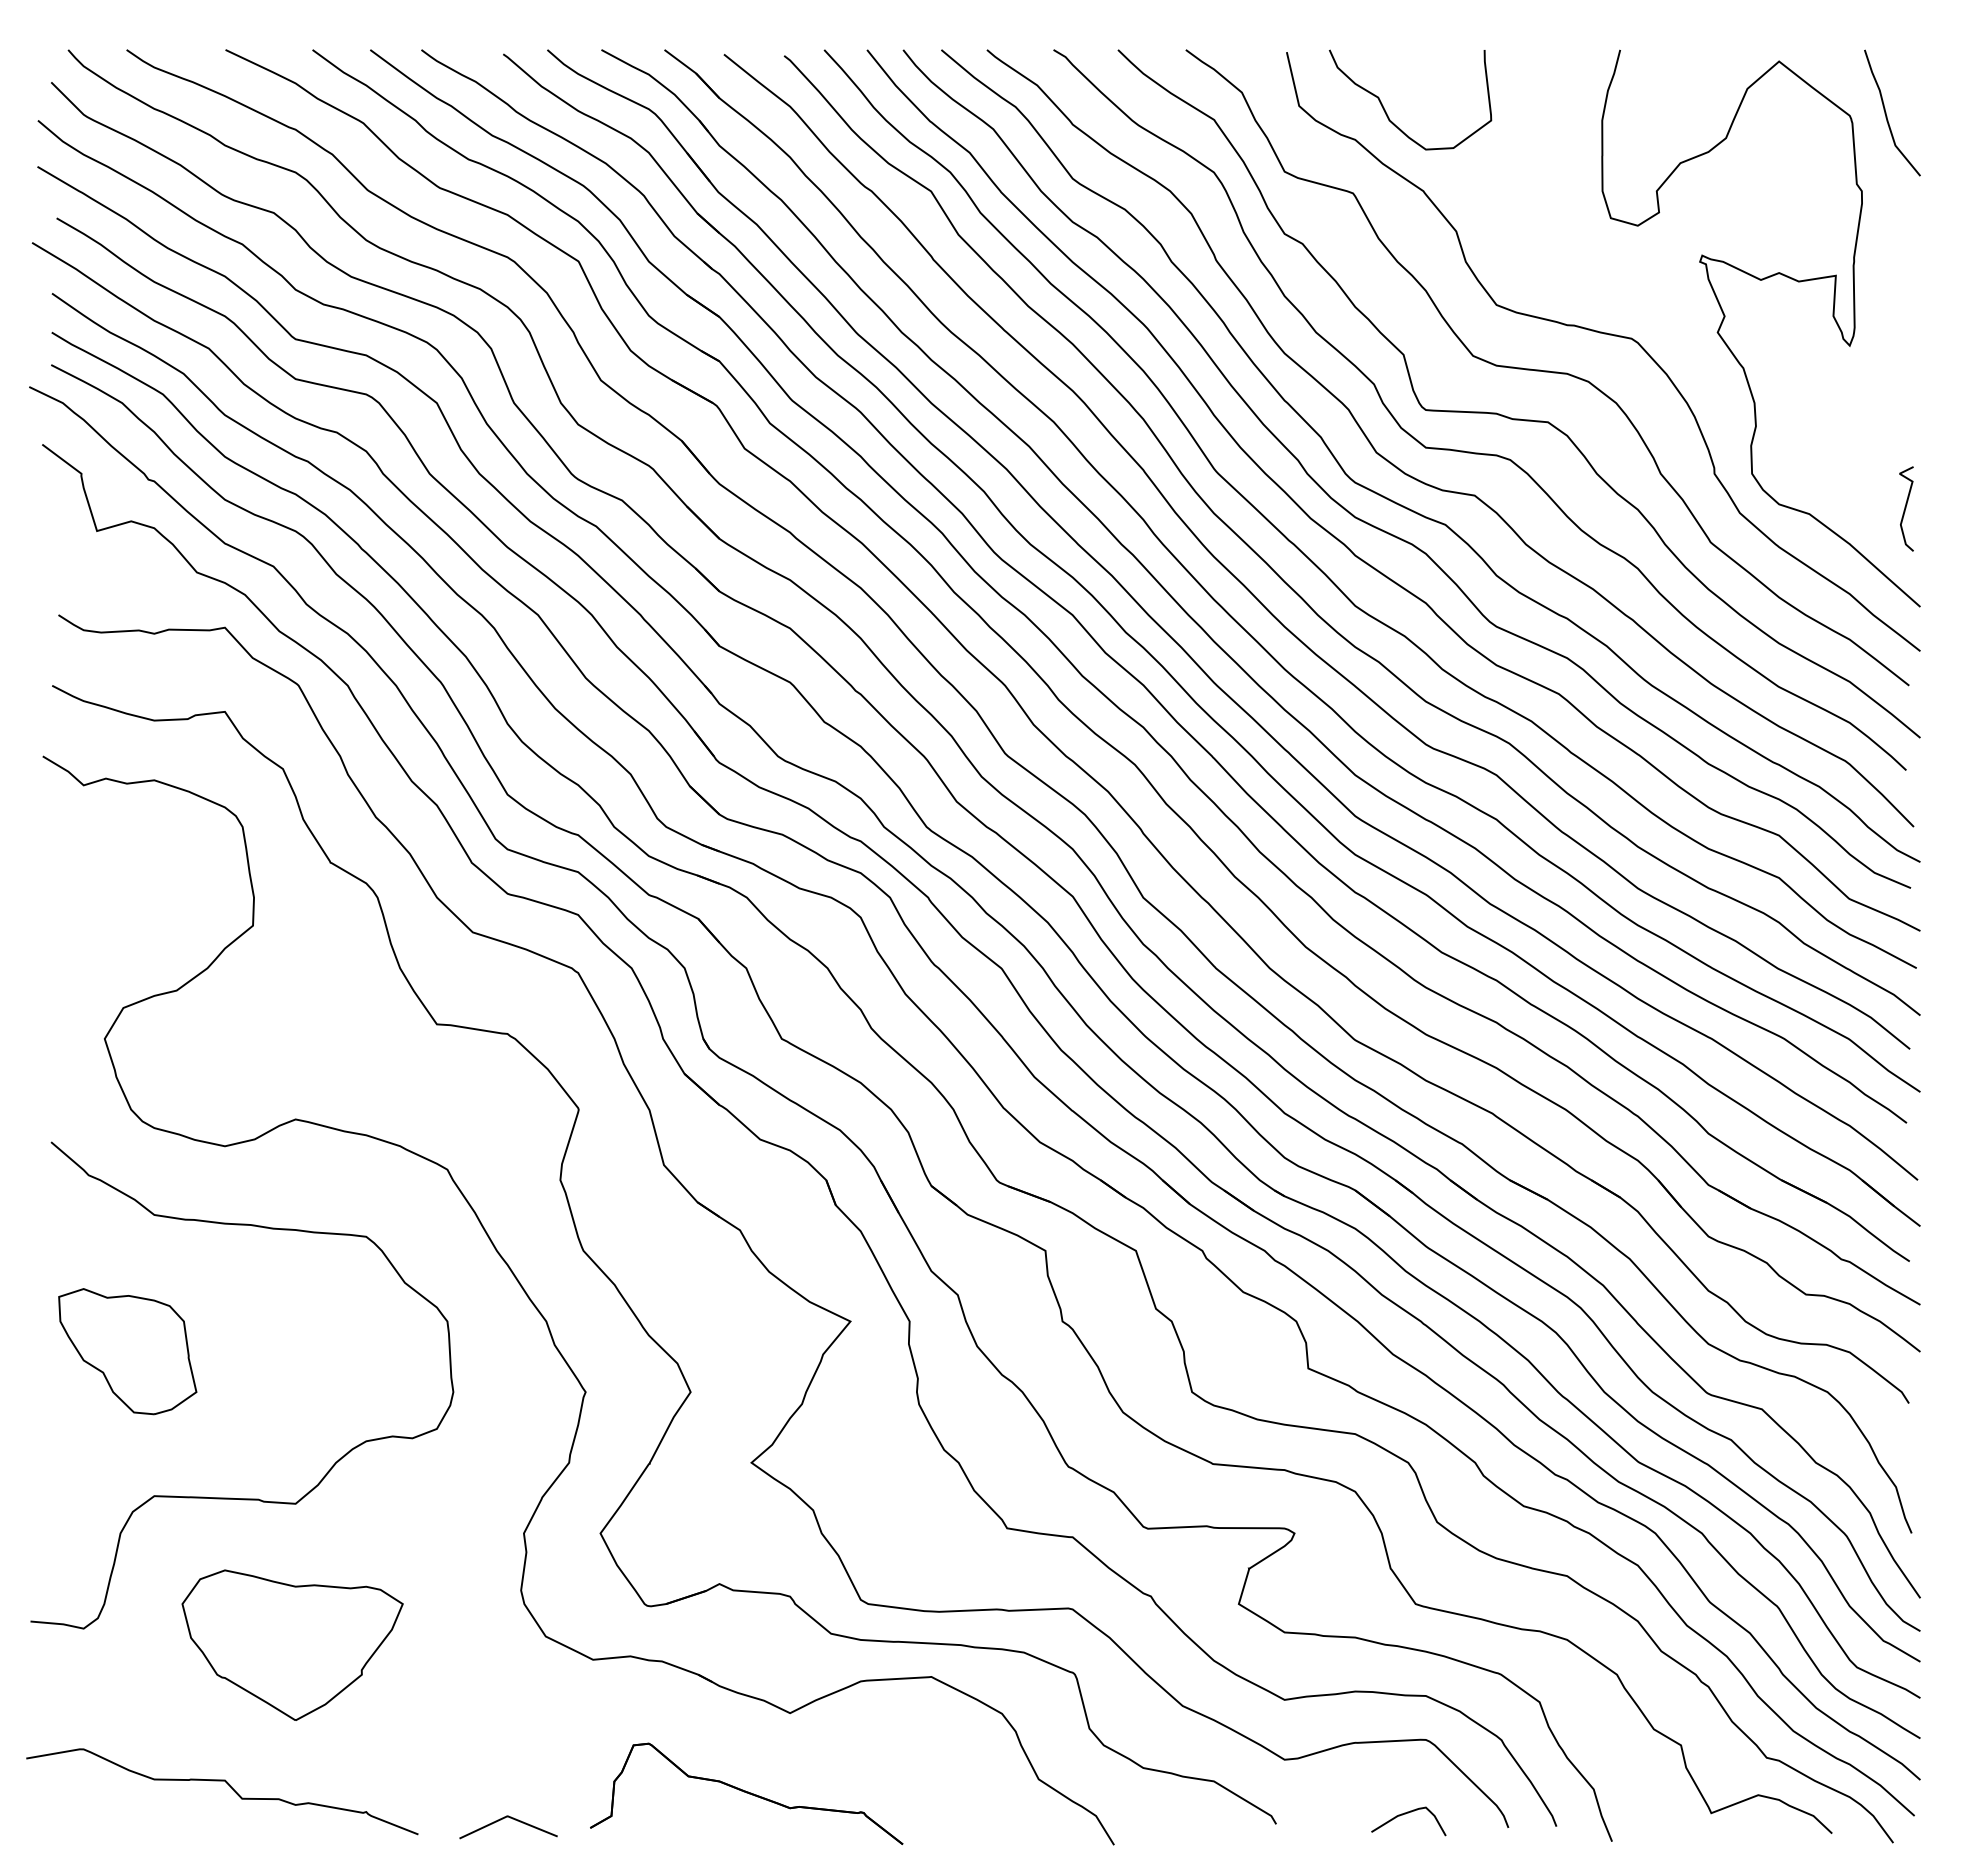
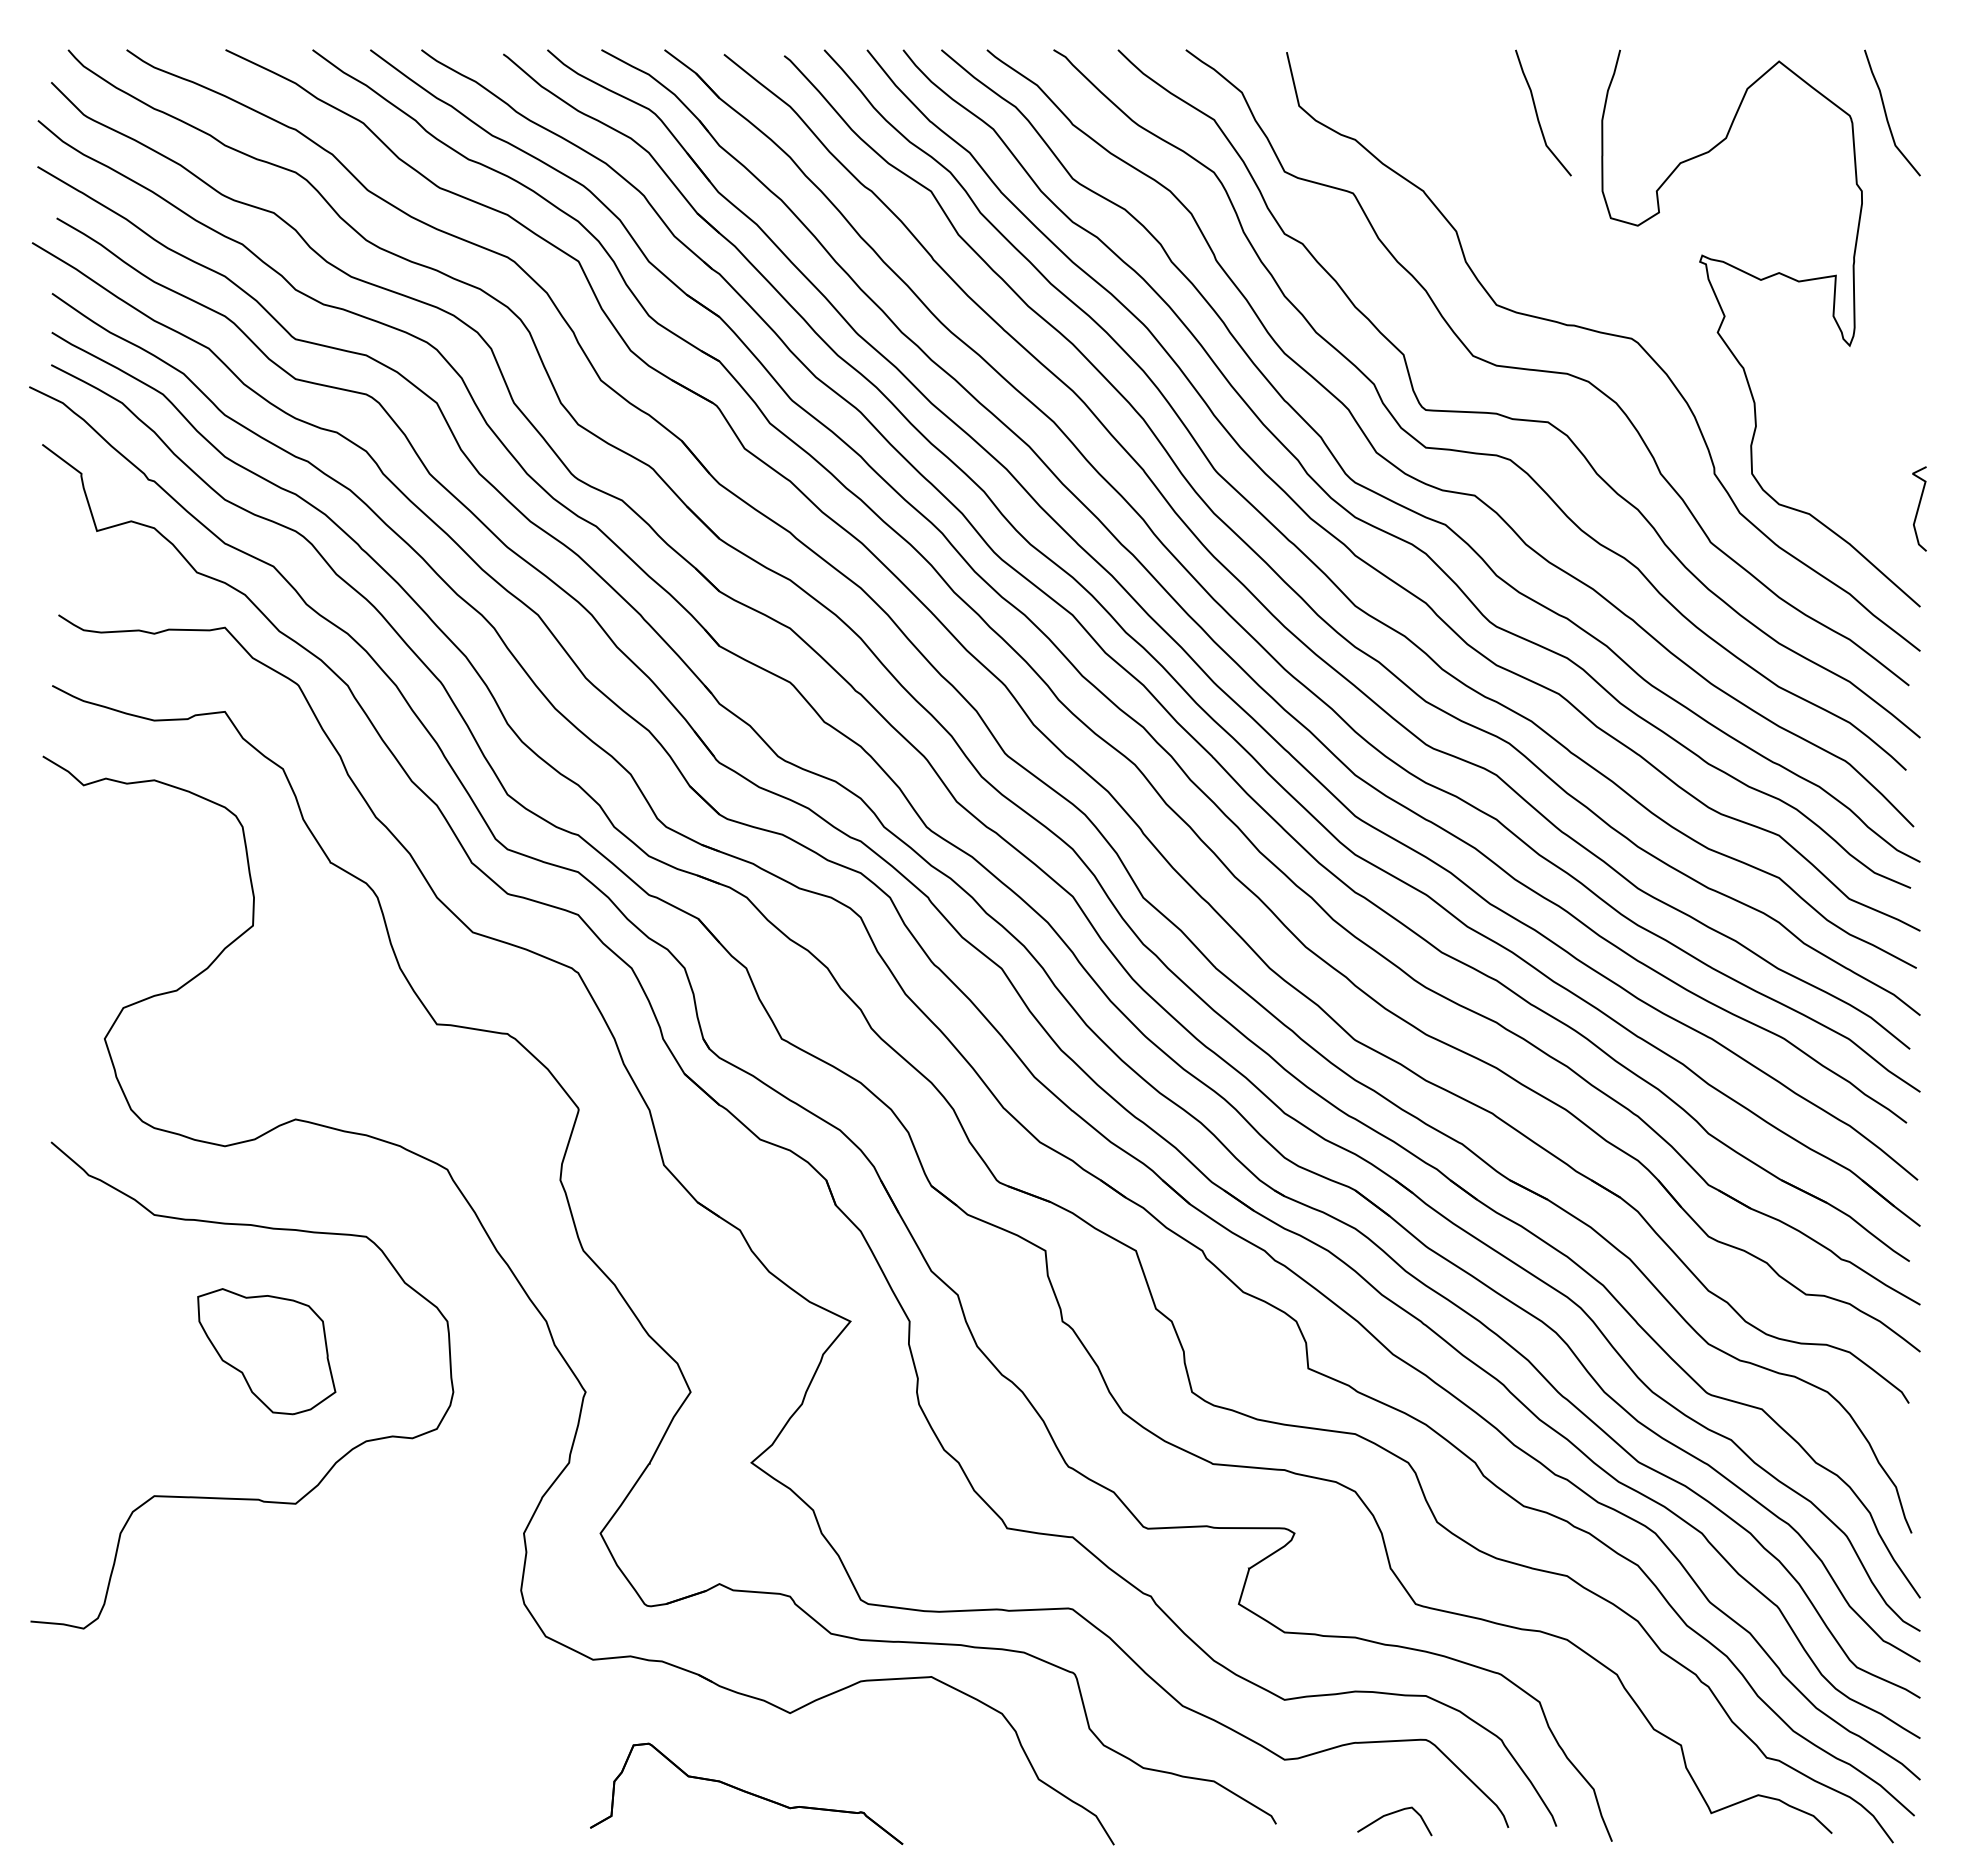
curve: present -> none (1386, 111)
curve: none -> present (1537, 112)
curve position: (1906, 508) -> (1919, 508) (1919, 508)
part position: (127, 1351) -> (266, 1351) (266, 1351)
part: present -> none (292, 1644)
curve: present -> none (228, 1785)
curve position: (1405, 1814) -> (1391, 1814) (1391, 1814)
line: present -> none (512, 1819)
